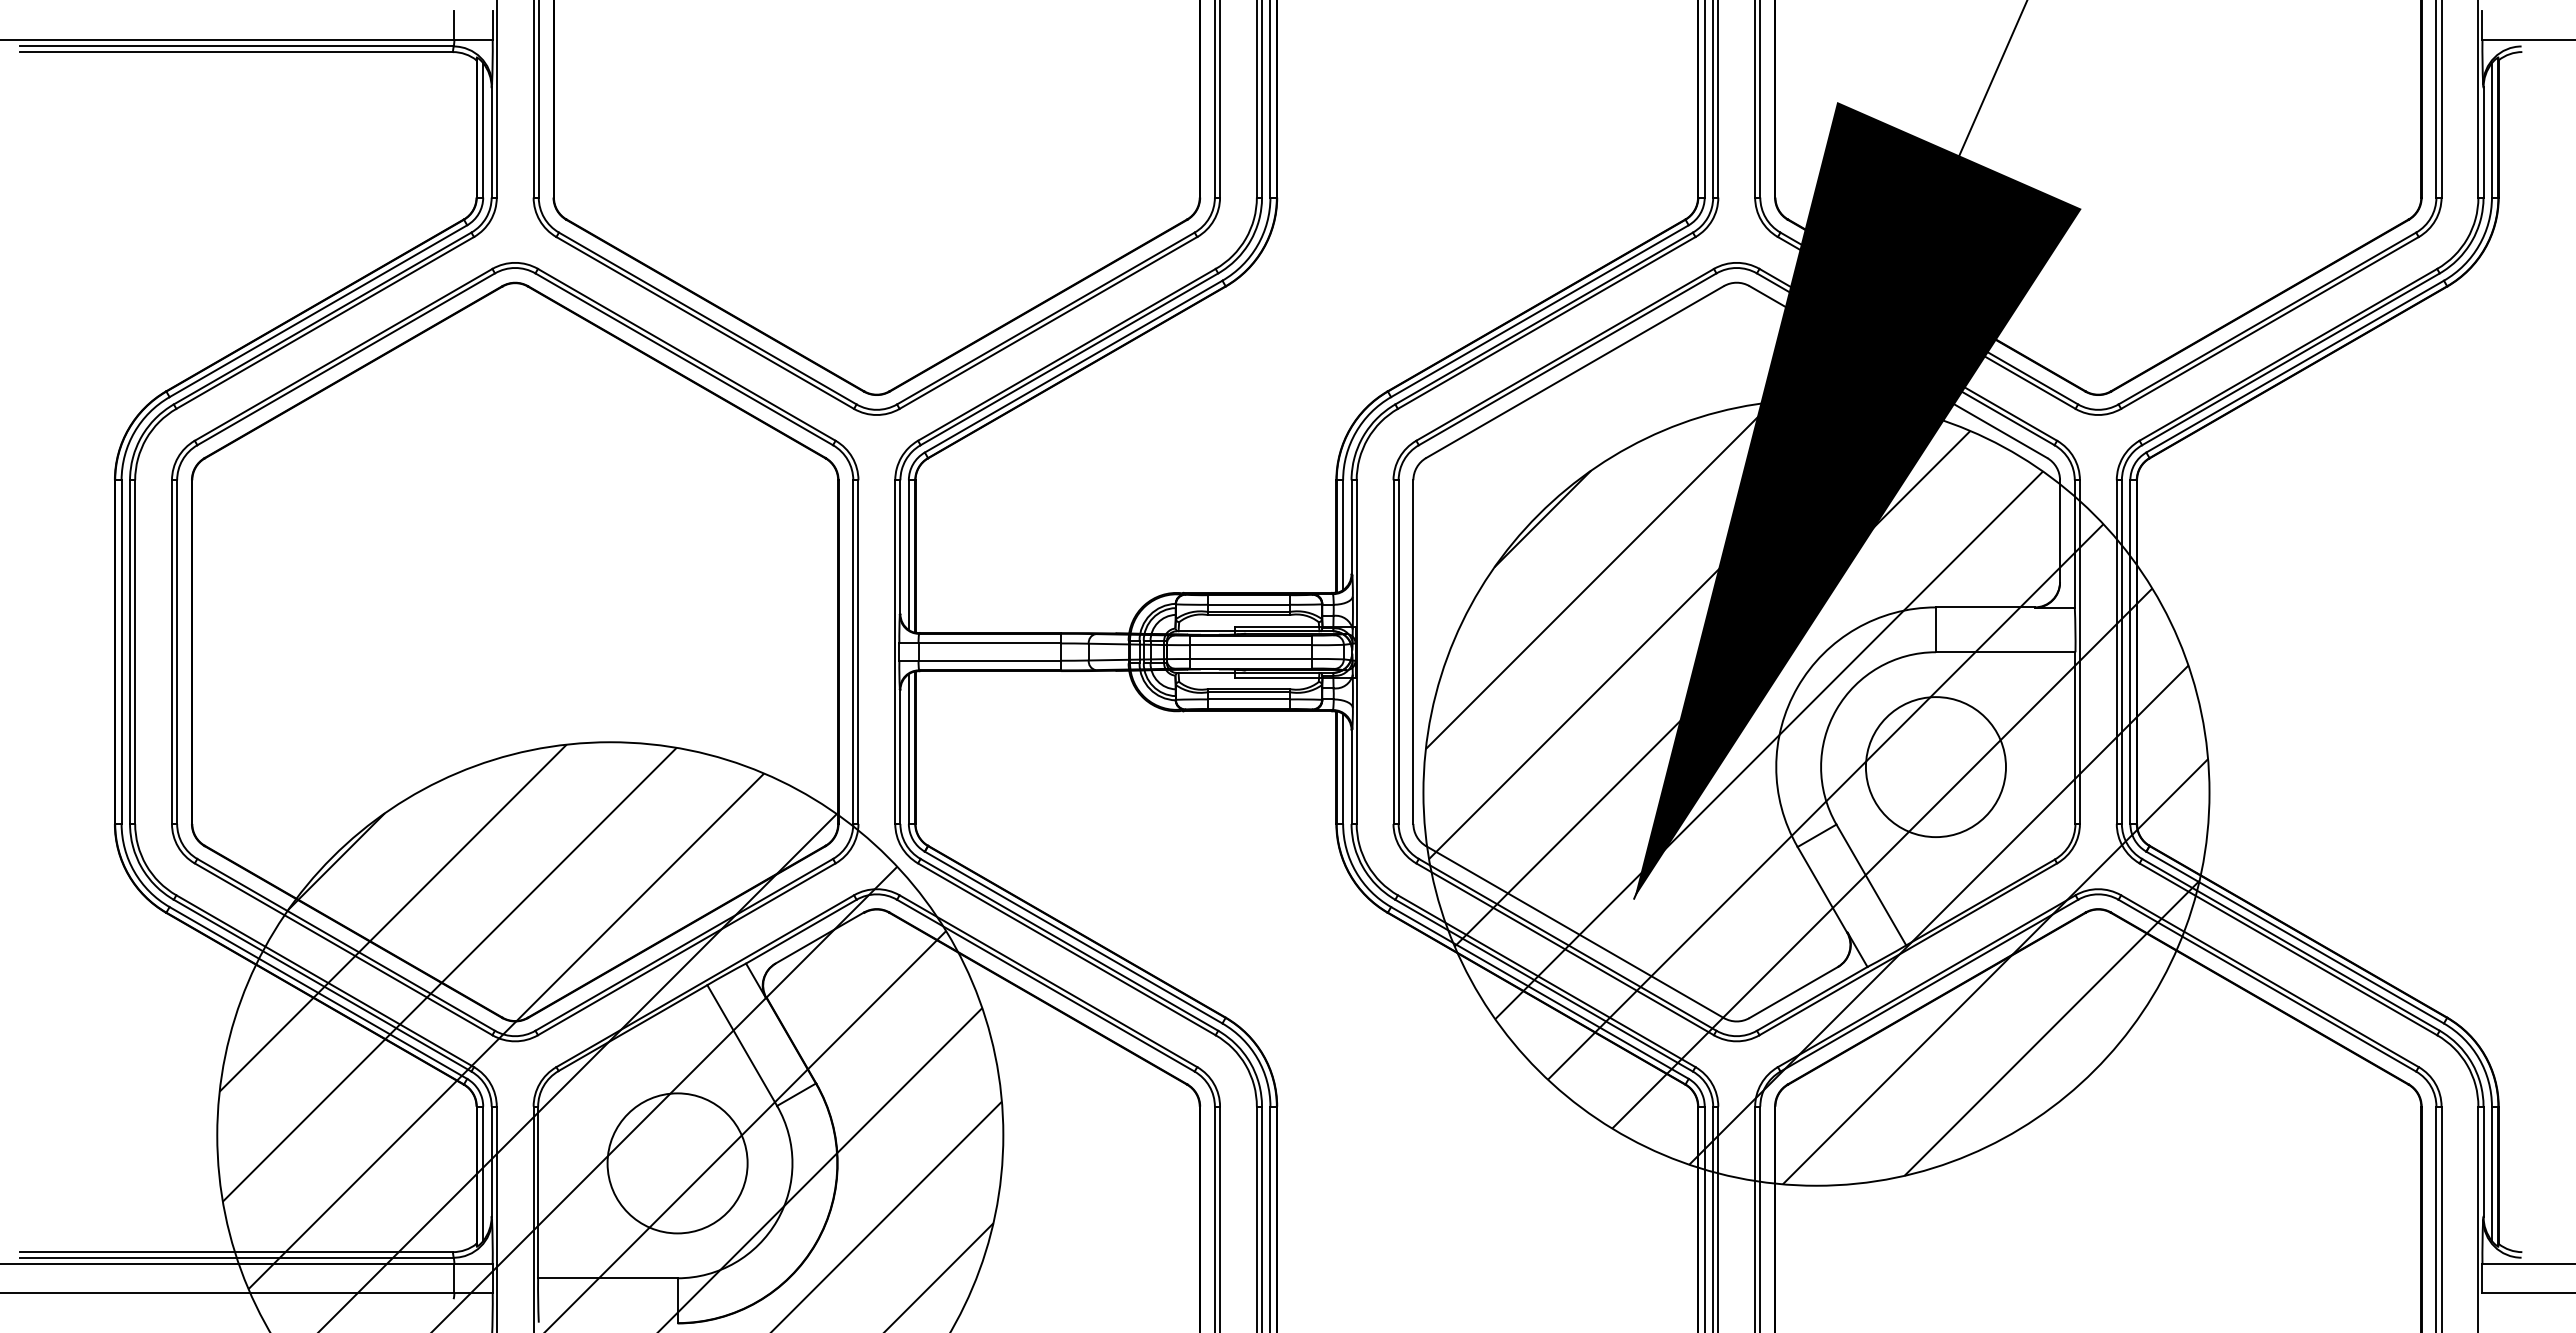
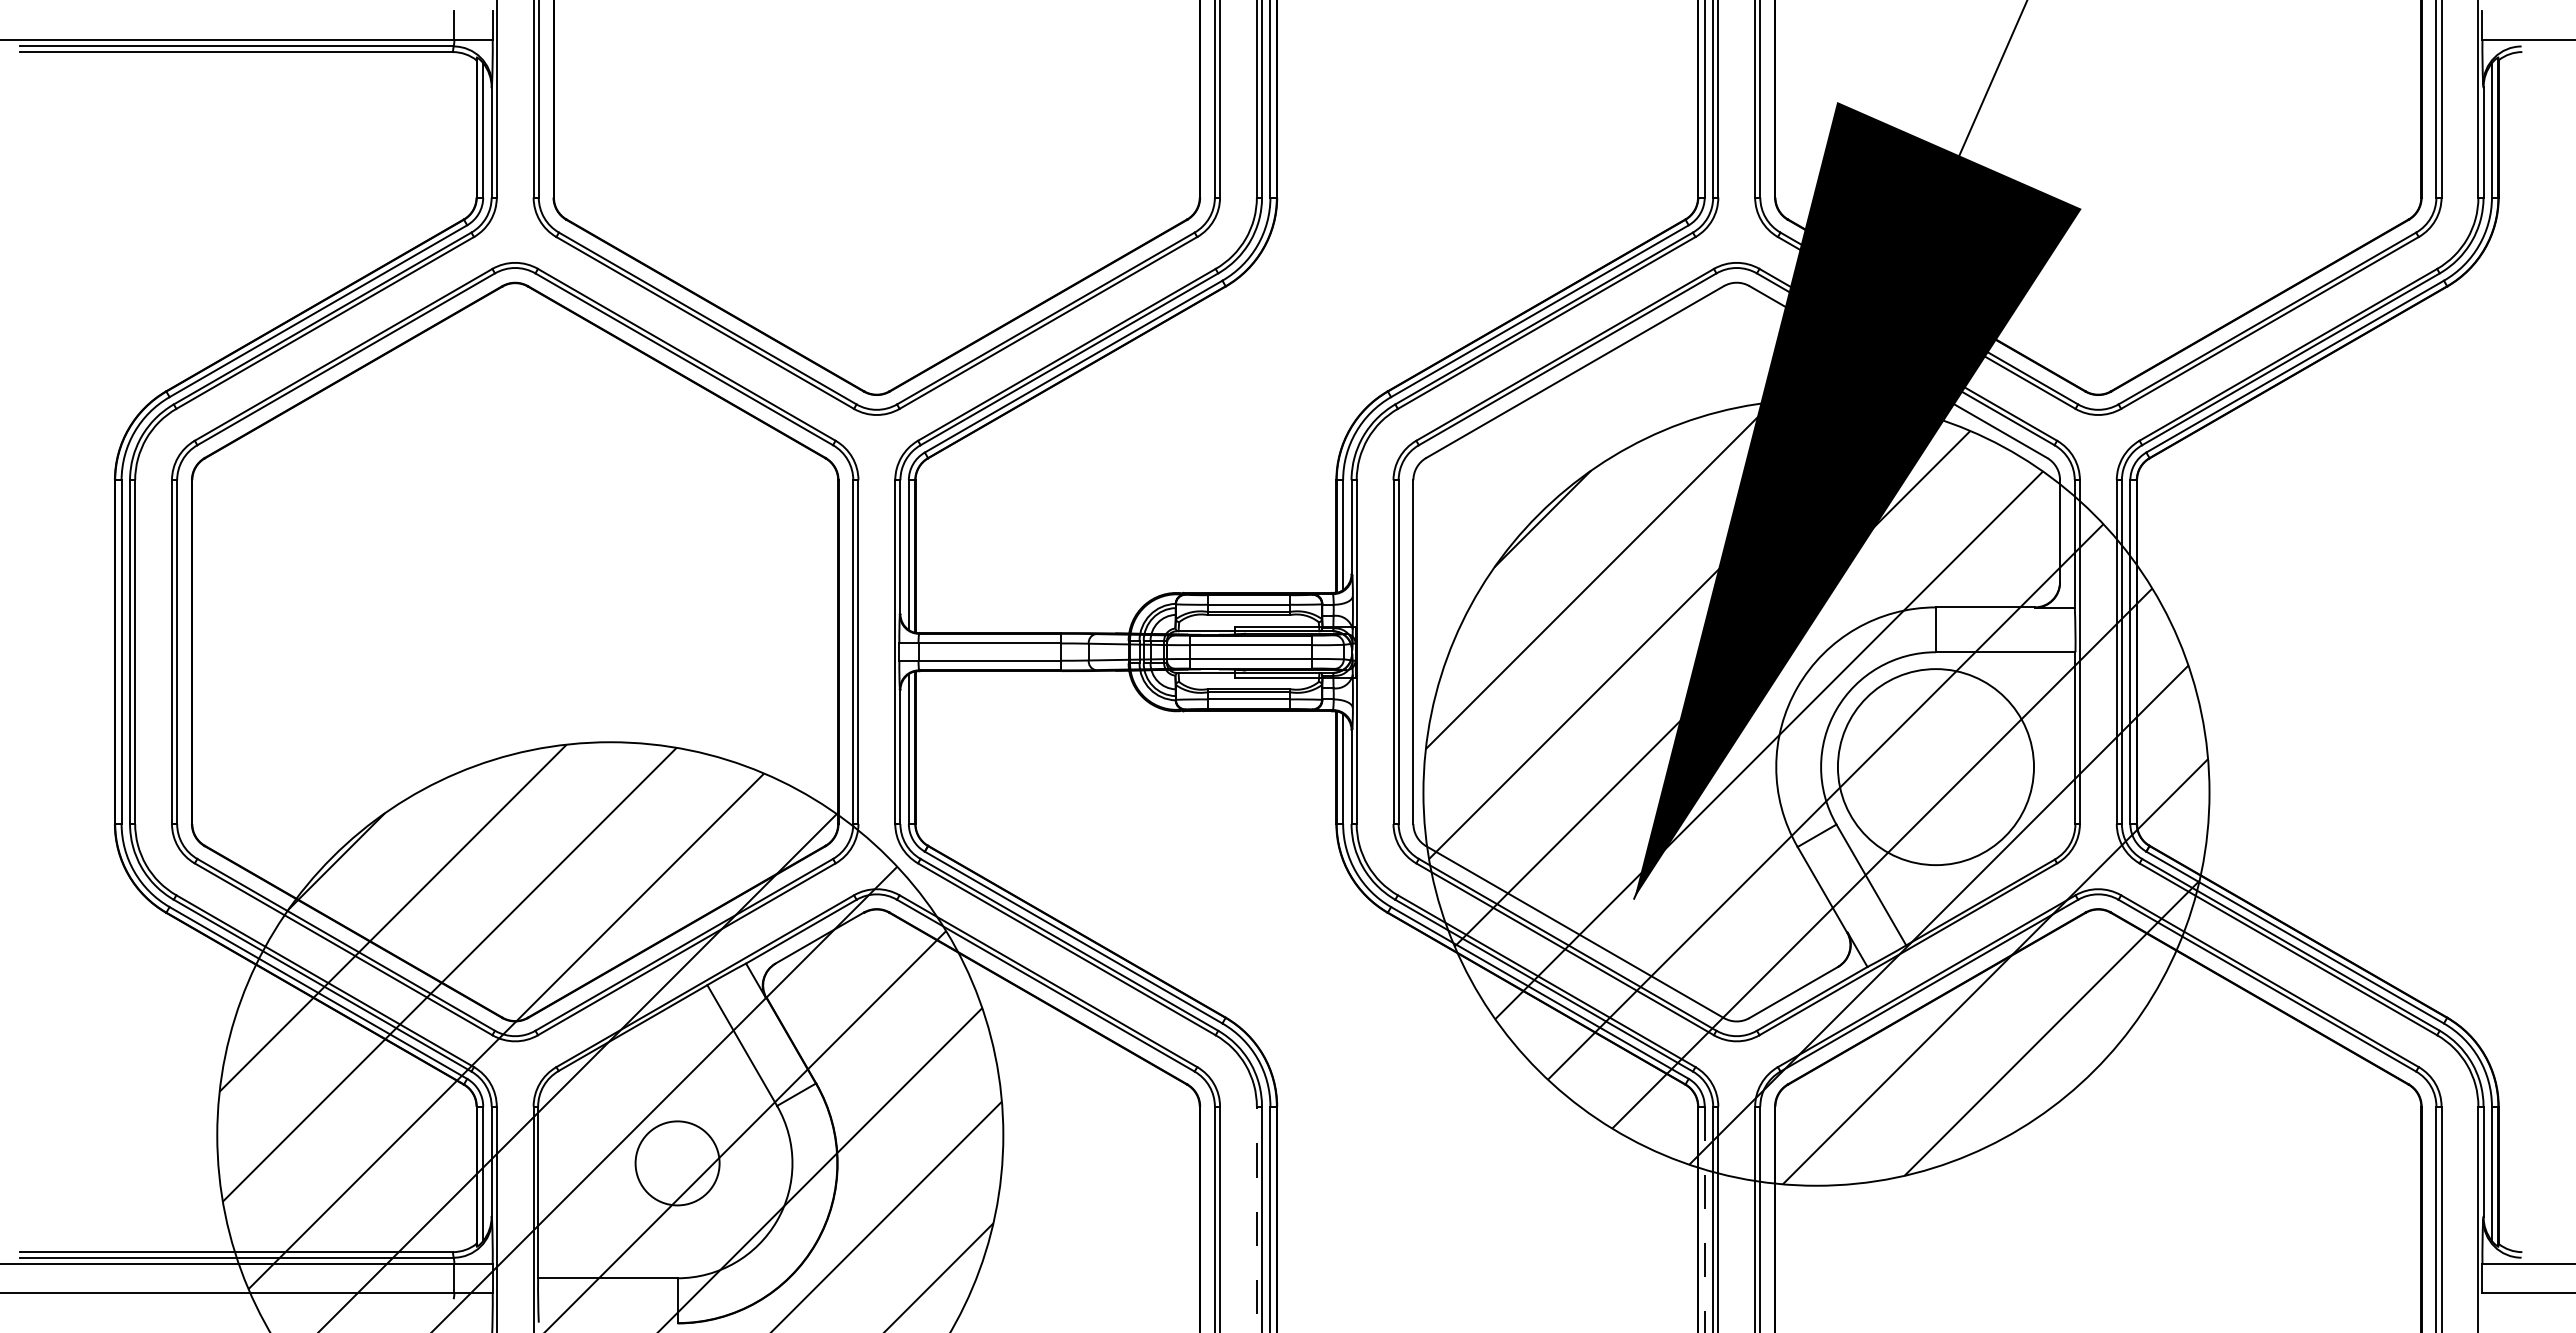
circle diameter: 140 px -> 196 px (1935, 767)
circle diameter: 140 px -> 84 px (677, 1163)
line: solid -> dashed (1256, 1219)
line: solid -> dashed (1704, 1219)
